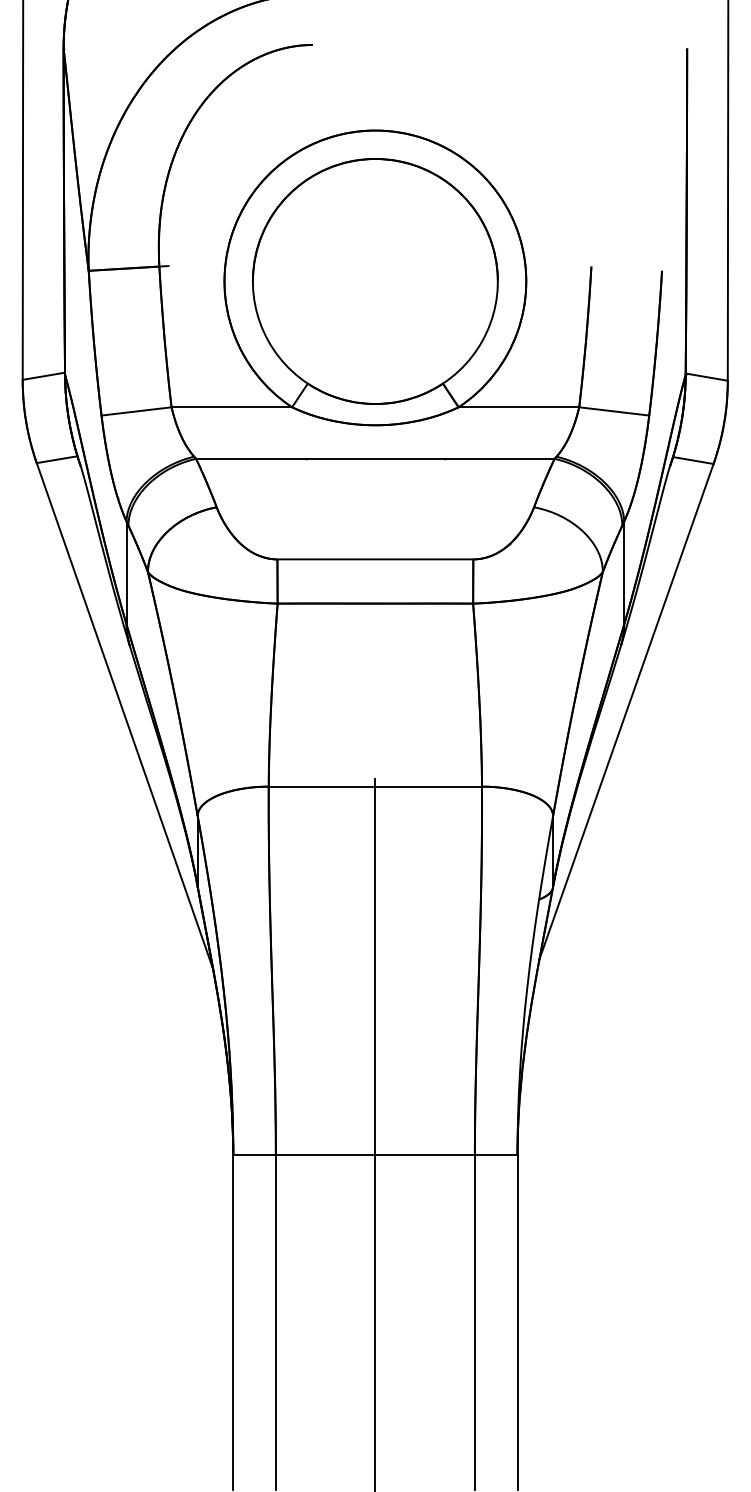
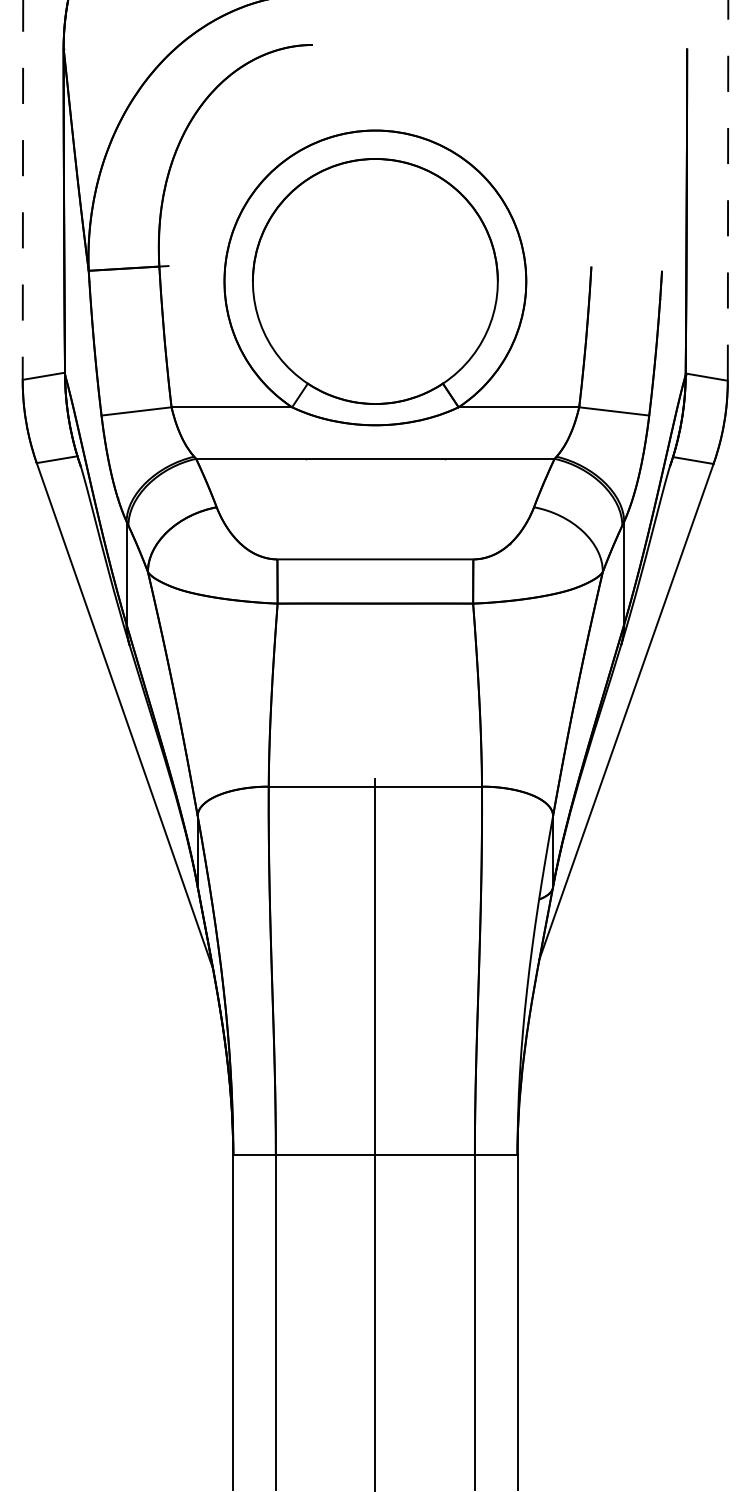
line: solid -> dashed (22, 190)
line: solid -> dashed (728, 190)
